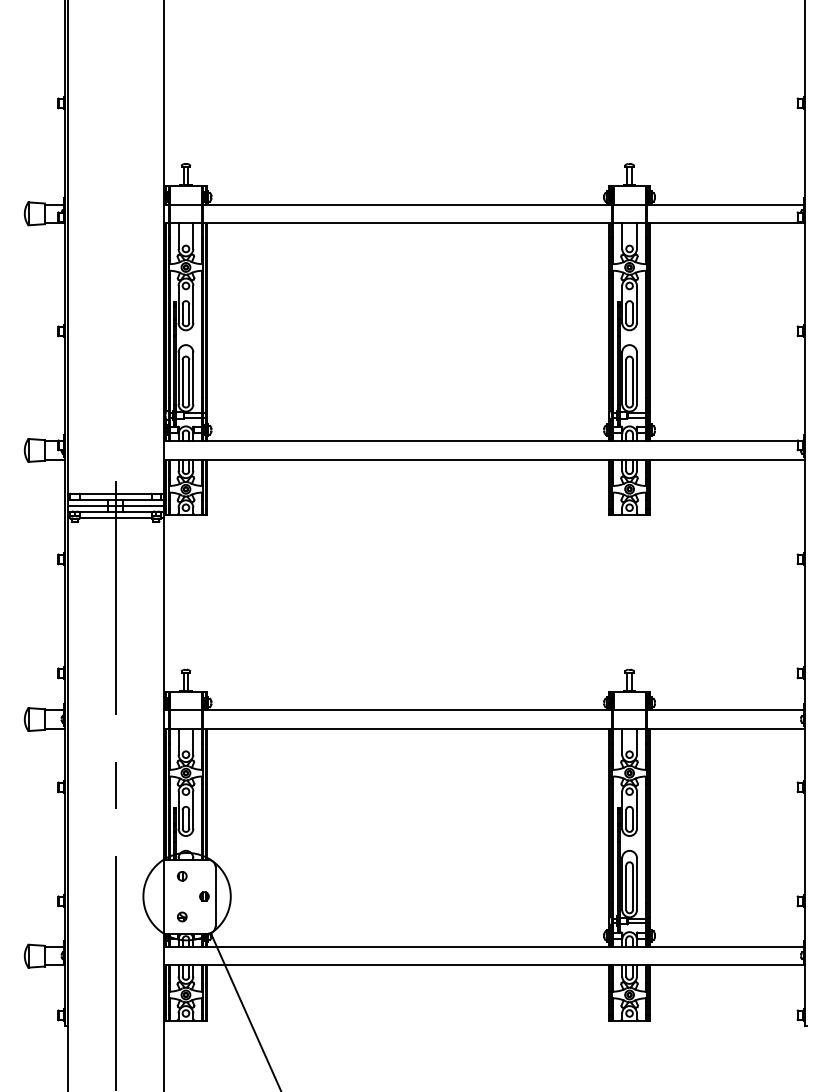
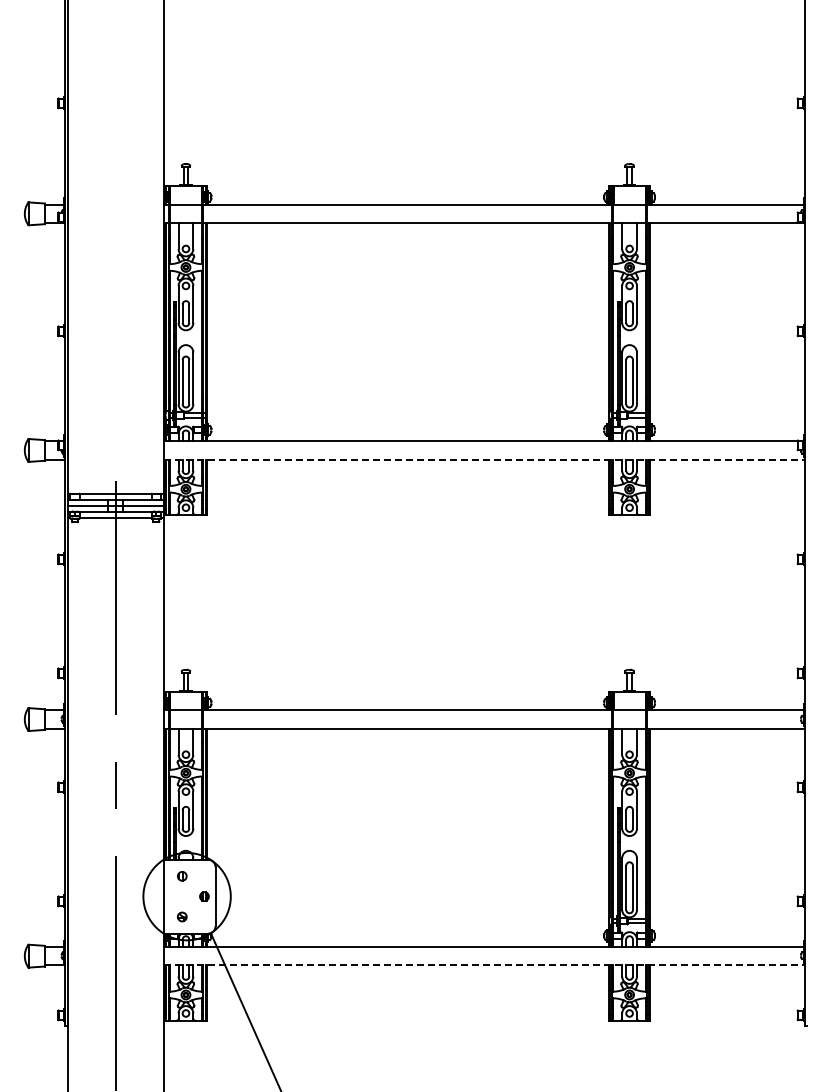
line: solid -> dashed (484, 459)
line: solid -> dashed (484, 965)
